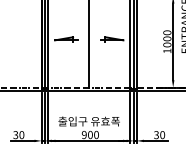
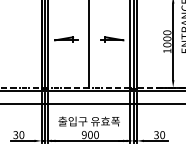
line: none -> present (92, 104)
